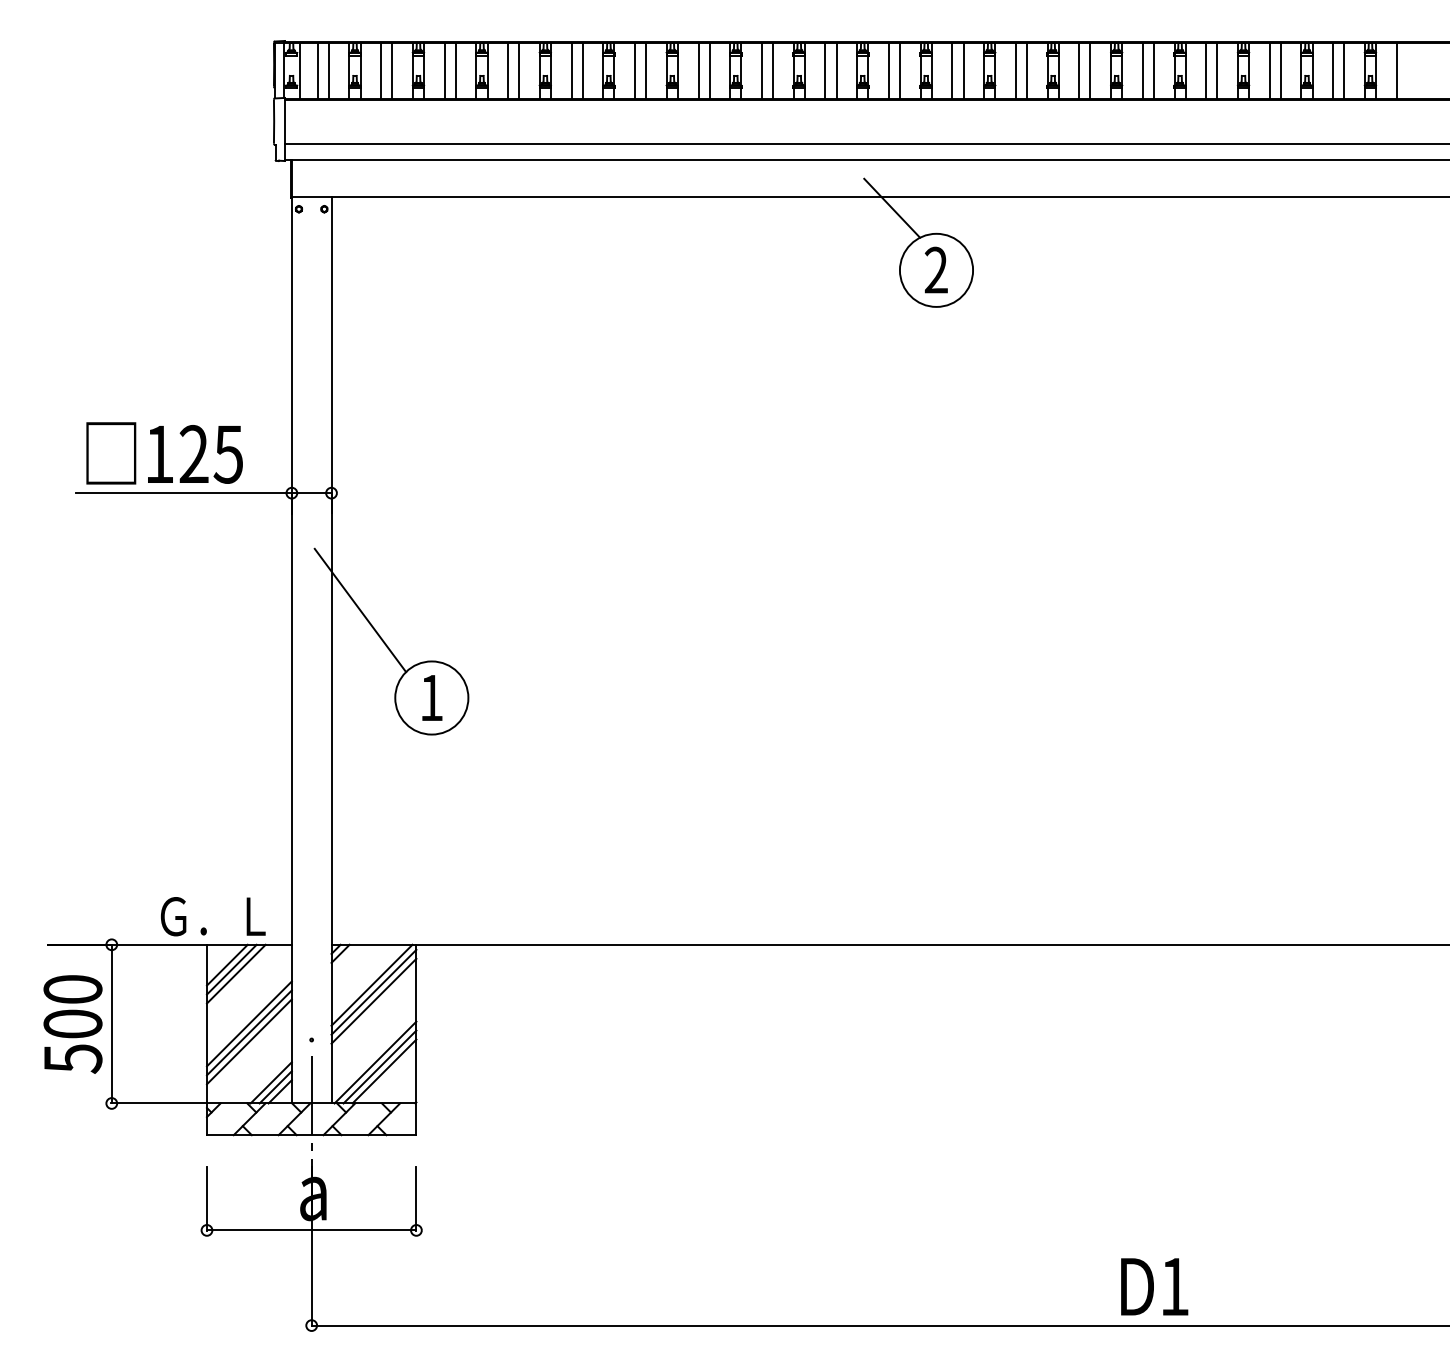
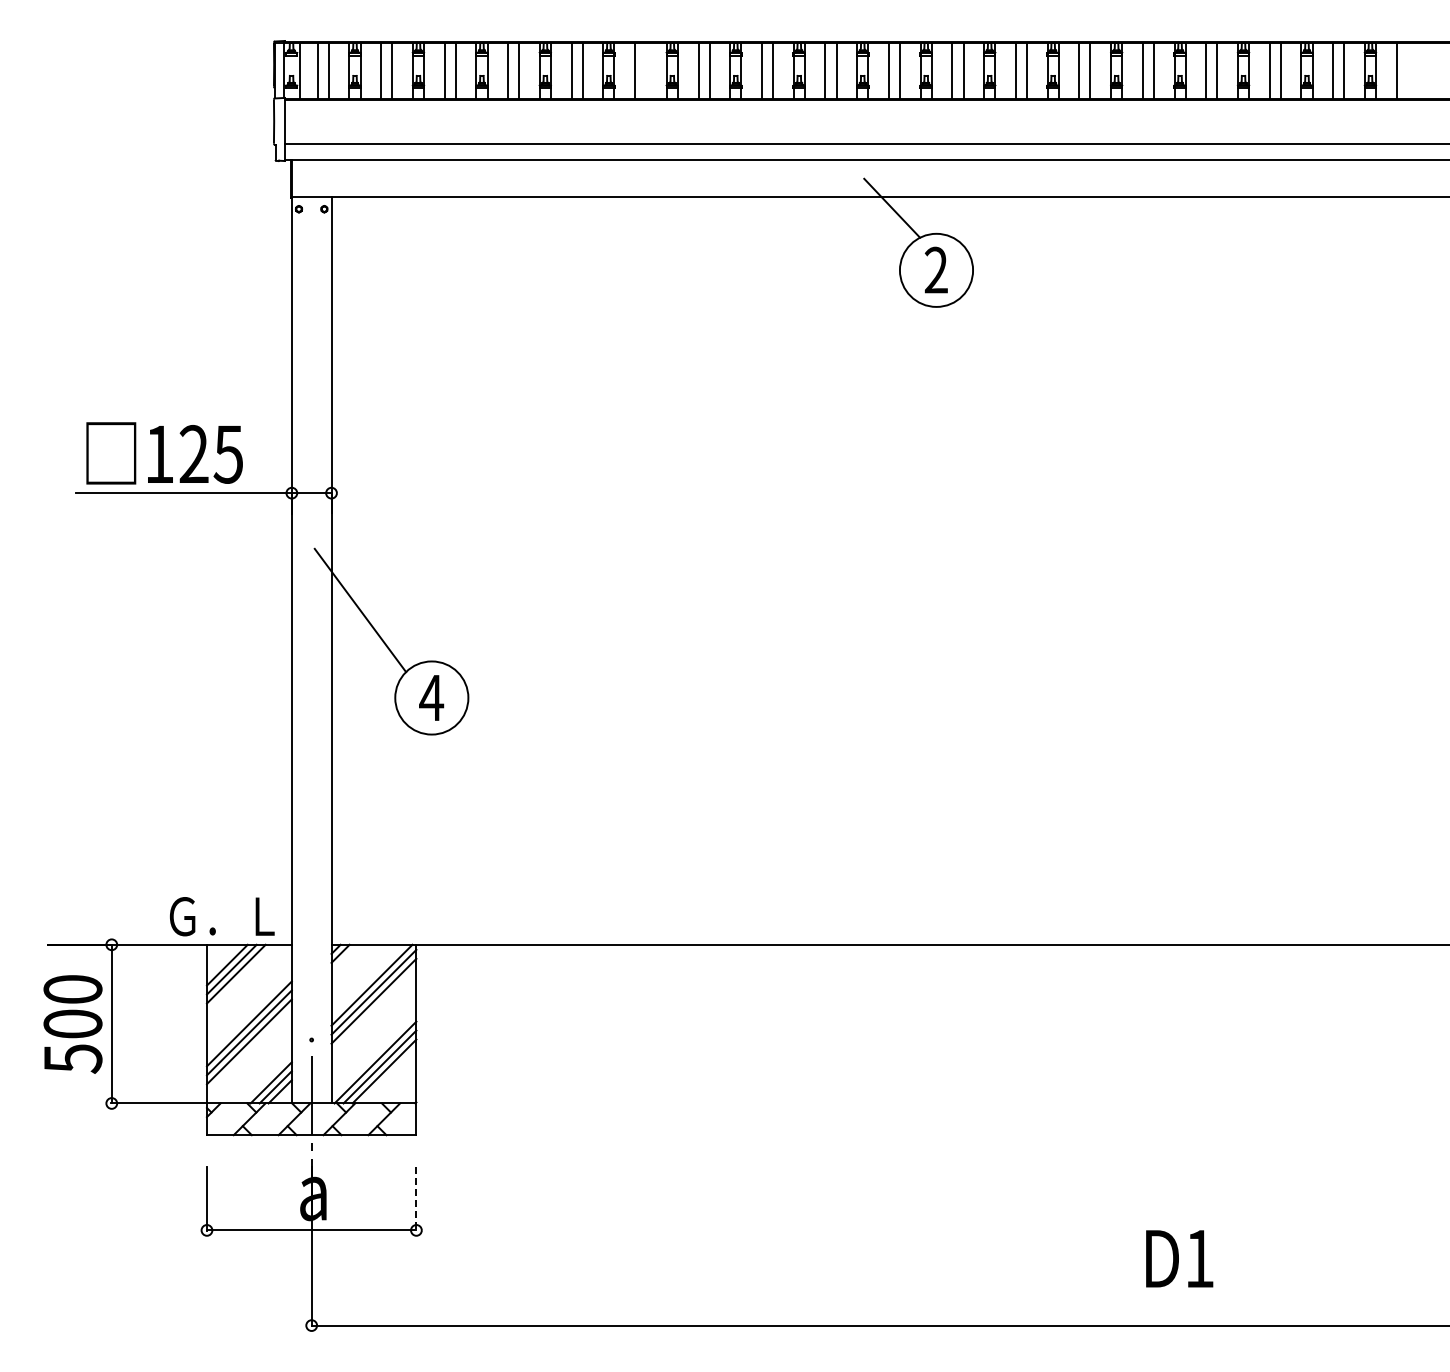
line: present -> none (646, 71)
text: 1 -> 4 (431, 697)
text position: (213, 916) -> (222, 916) (222, 916)
line: solid -> dashed (416, 1198)
text position: (1154, 1286) -> (1179, 1258) (1179, 1258)
